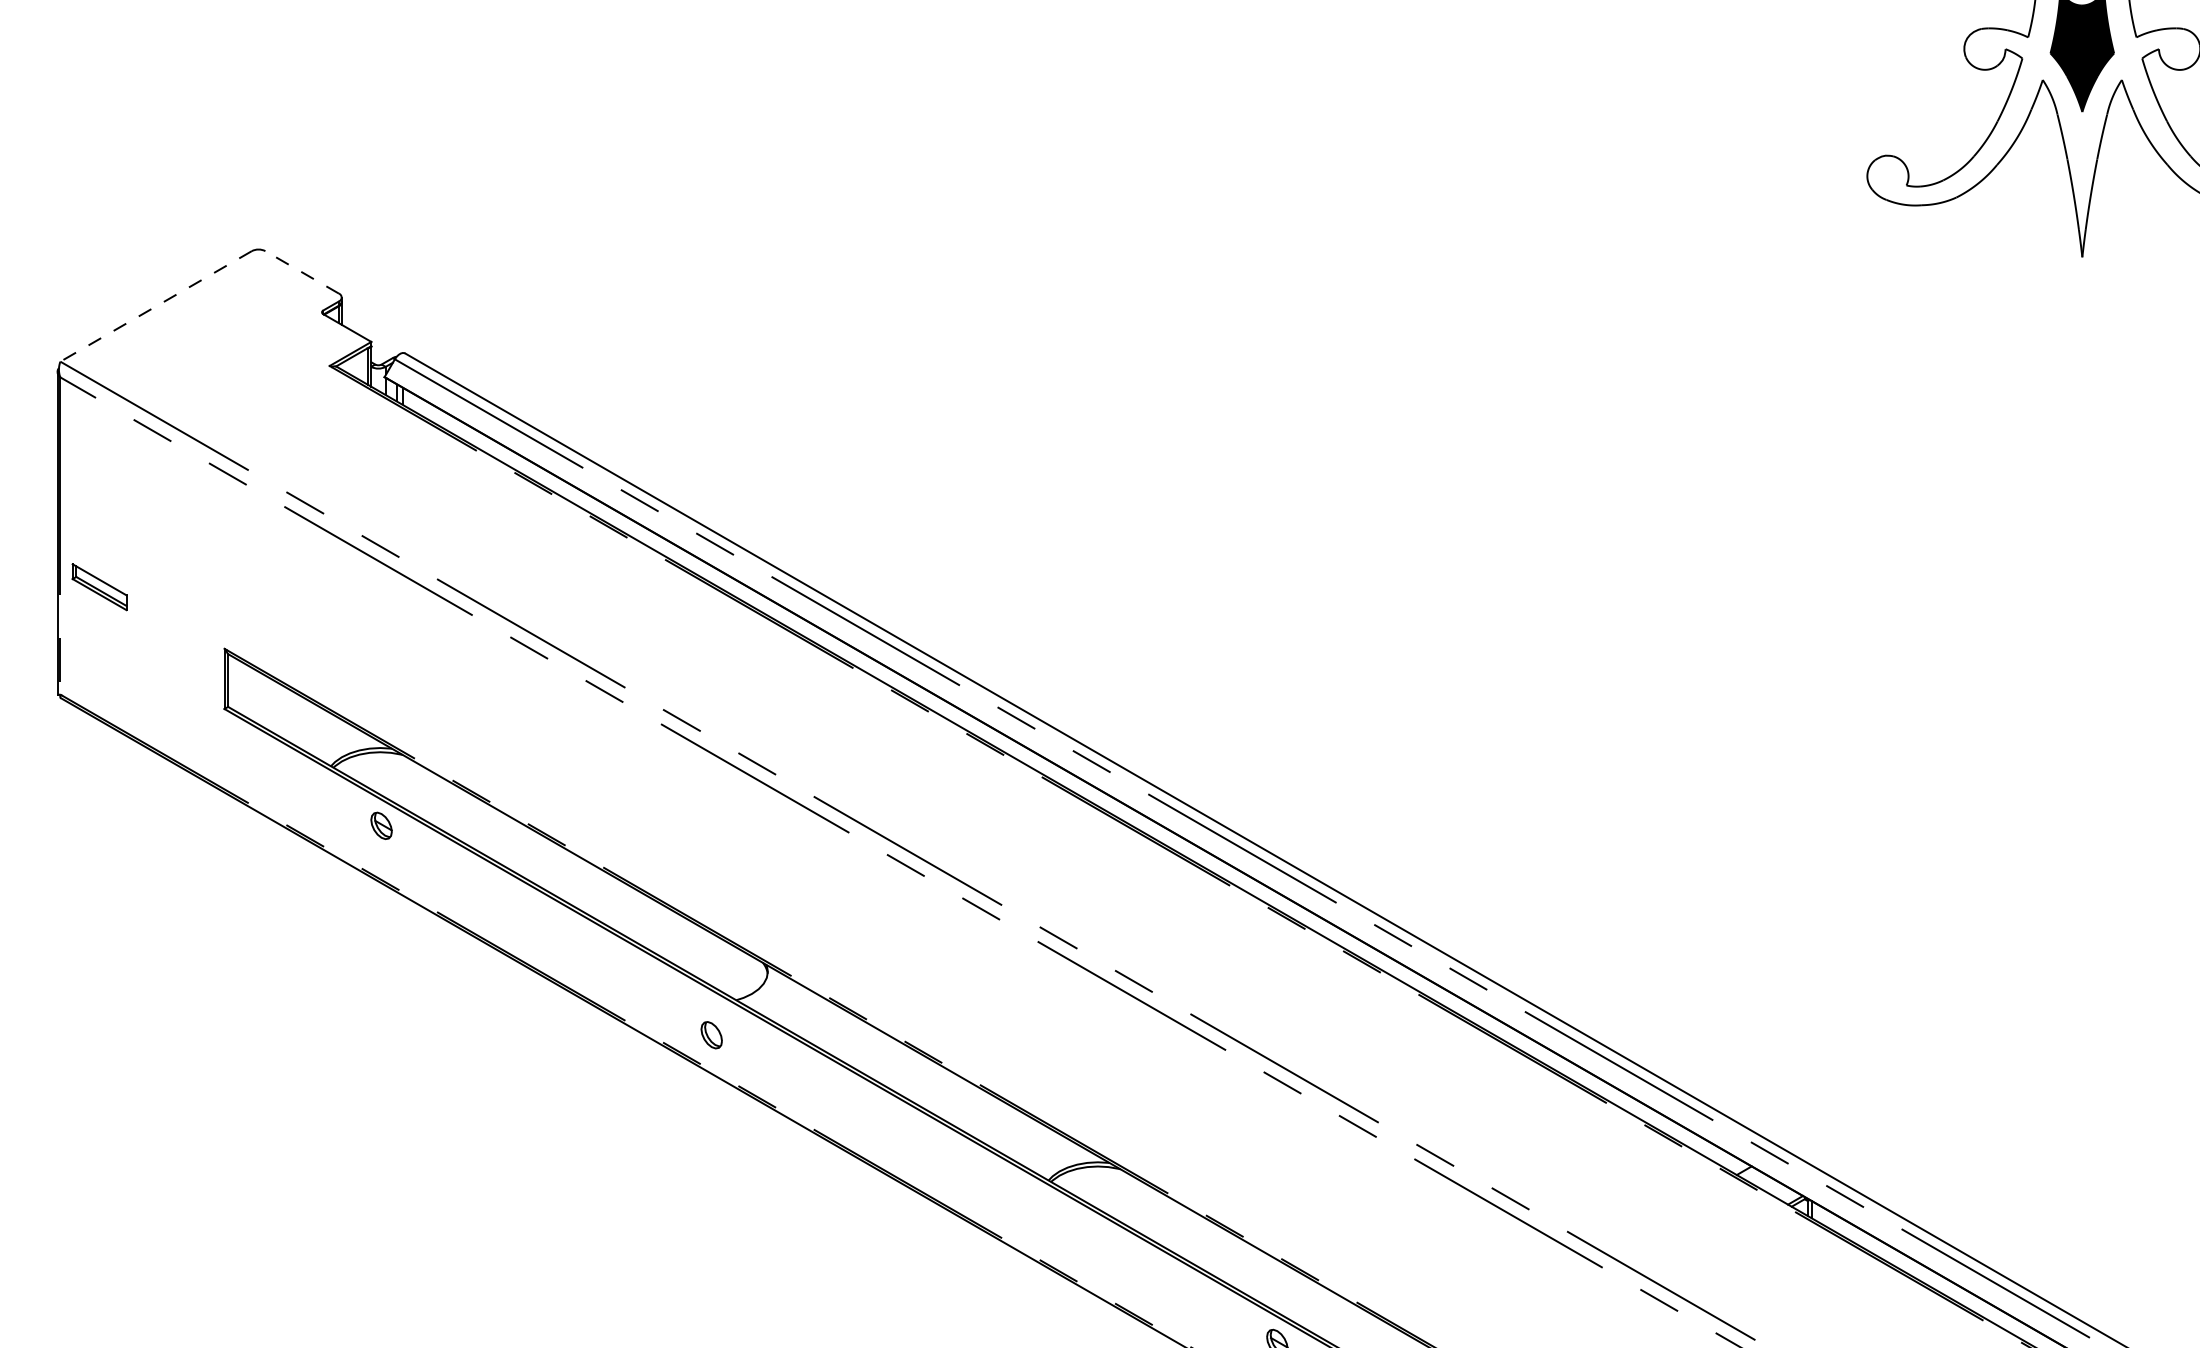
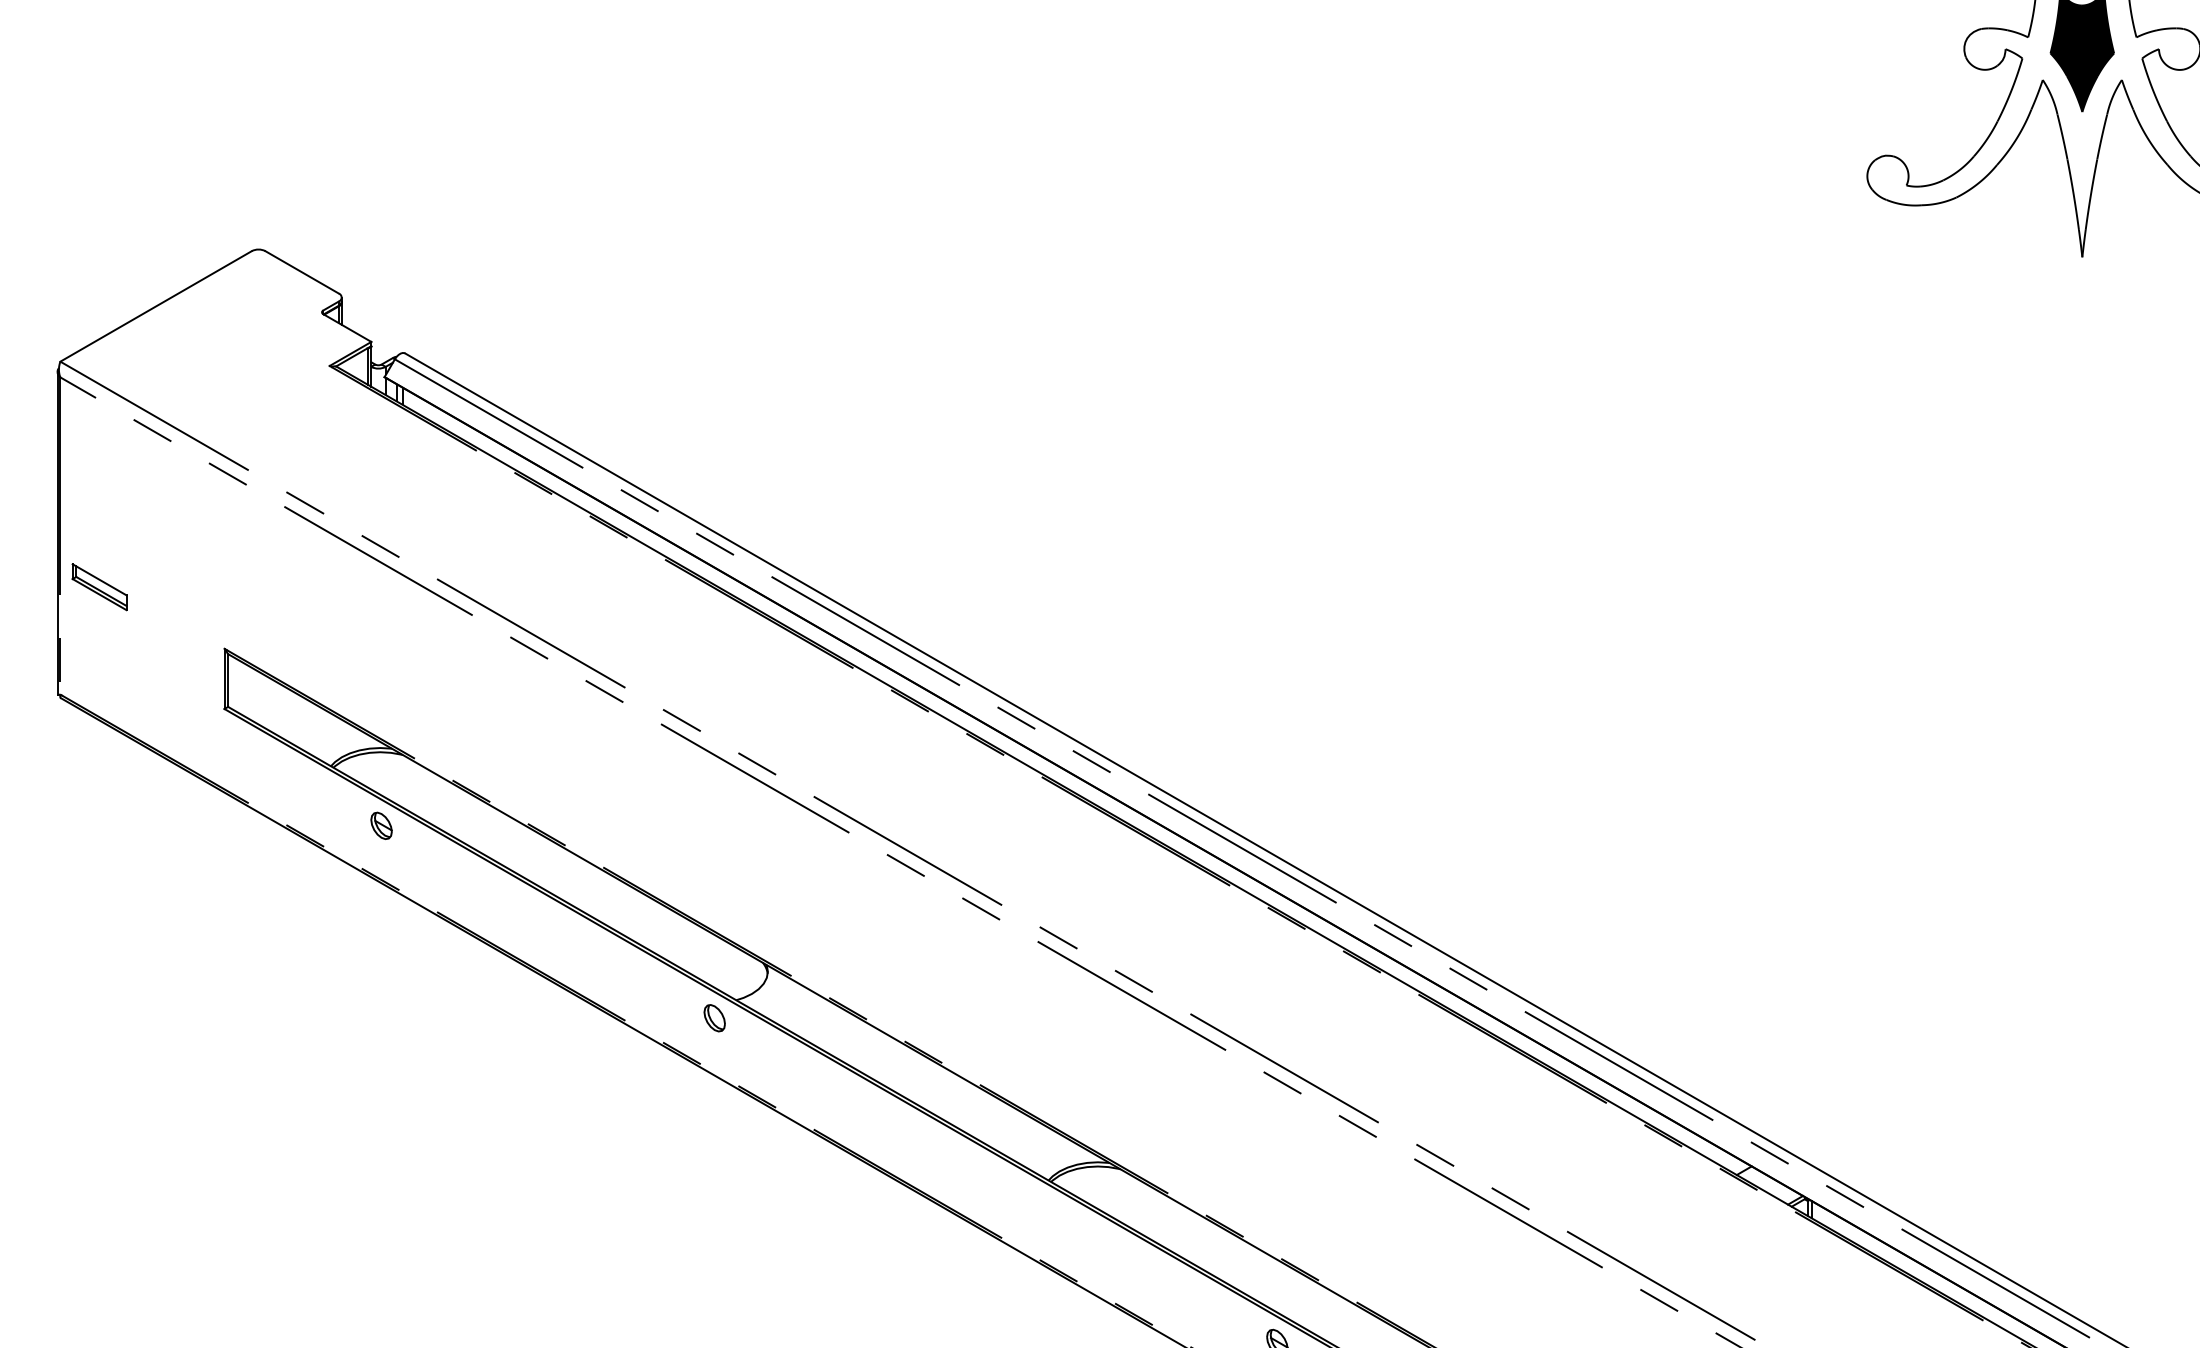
line: dashed -> solid (301, 272)
line: dashed -> solid (155, 306)
part position: (711, 1035) -> (714, 1018) (714, 1018)
